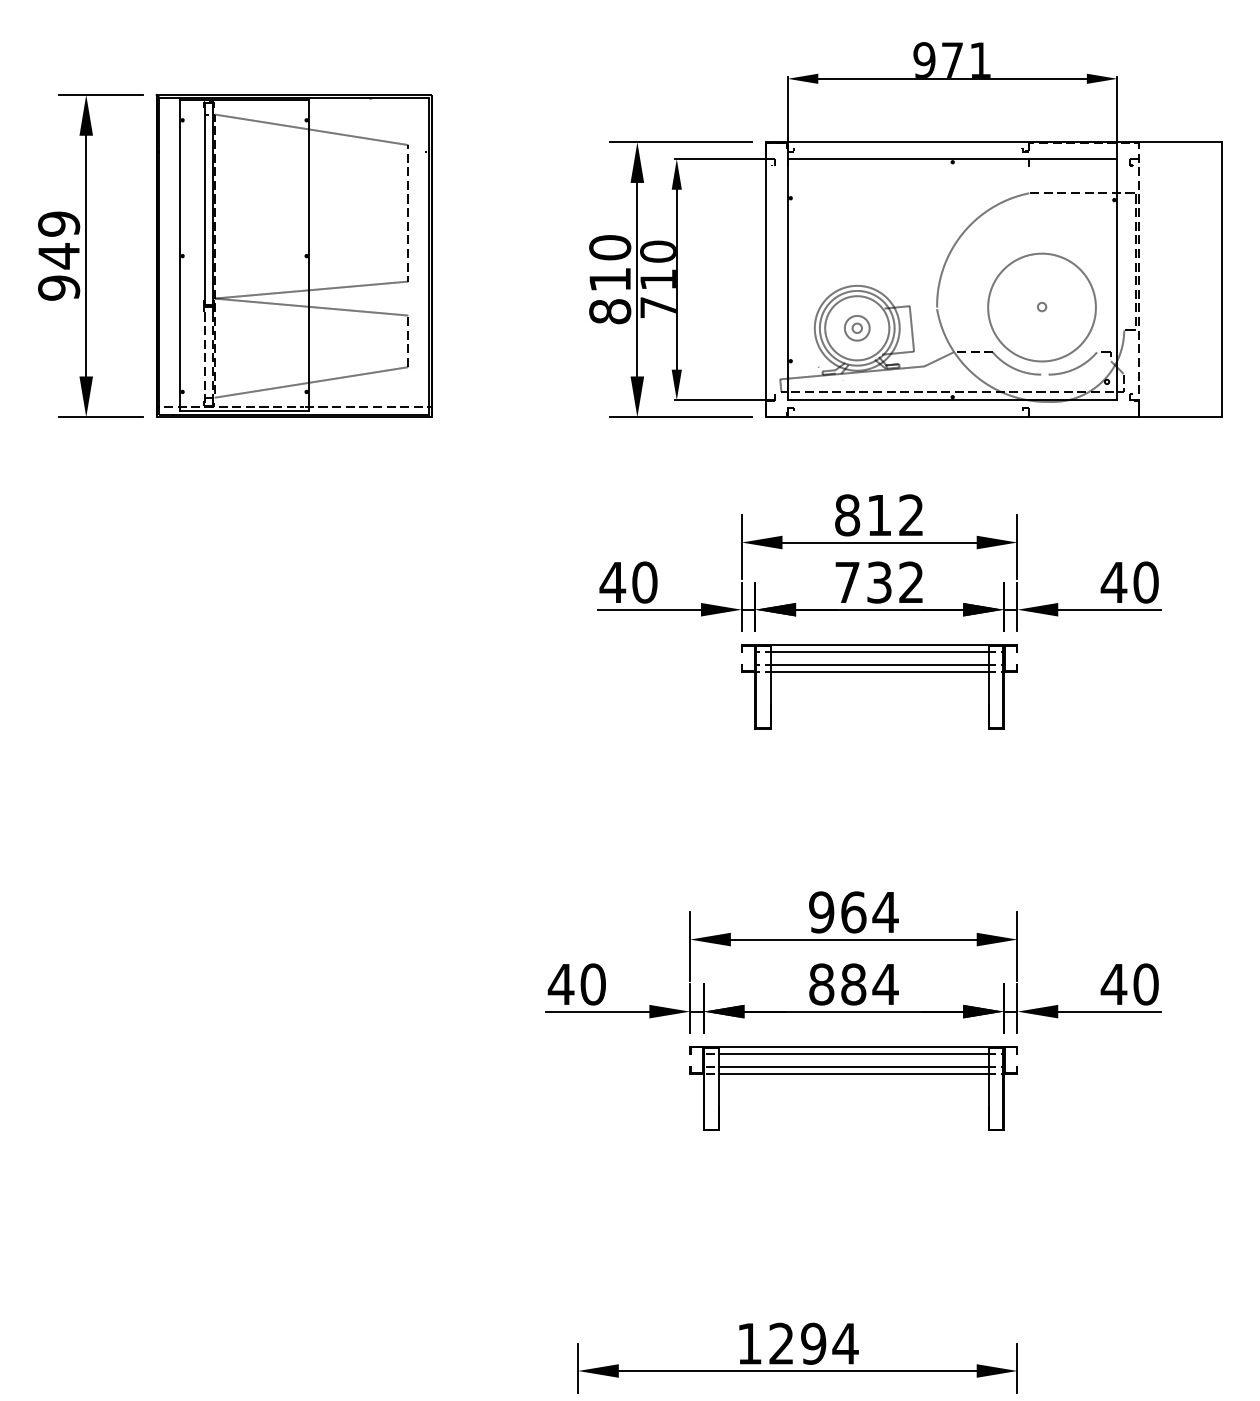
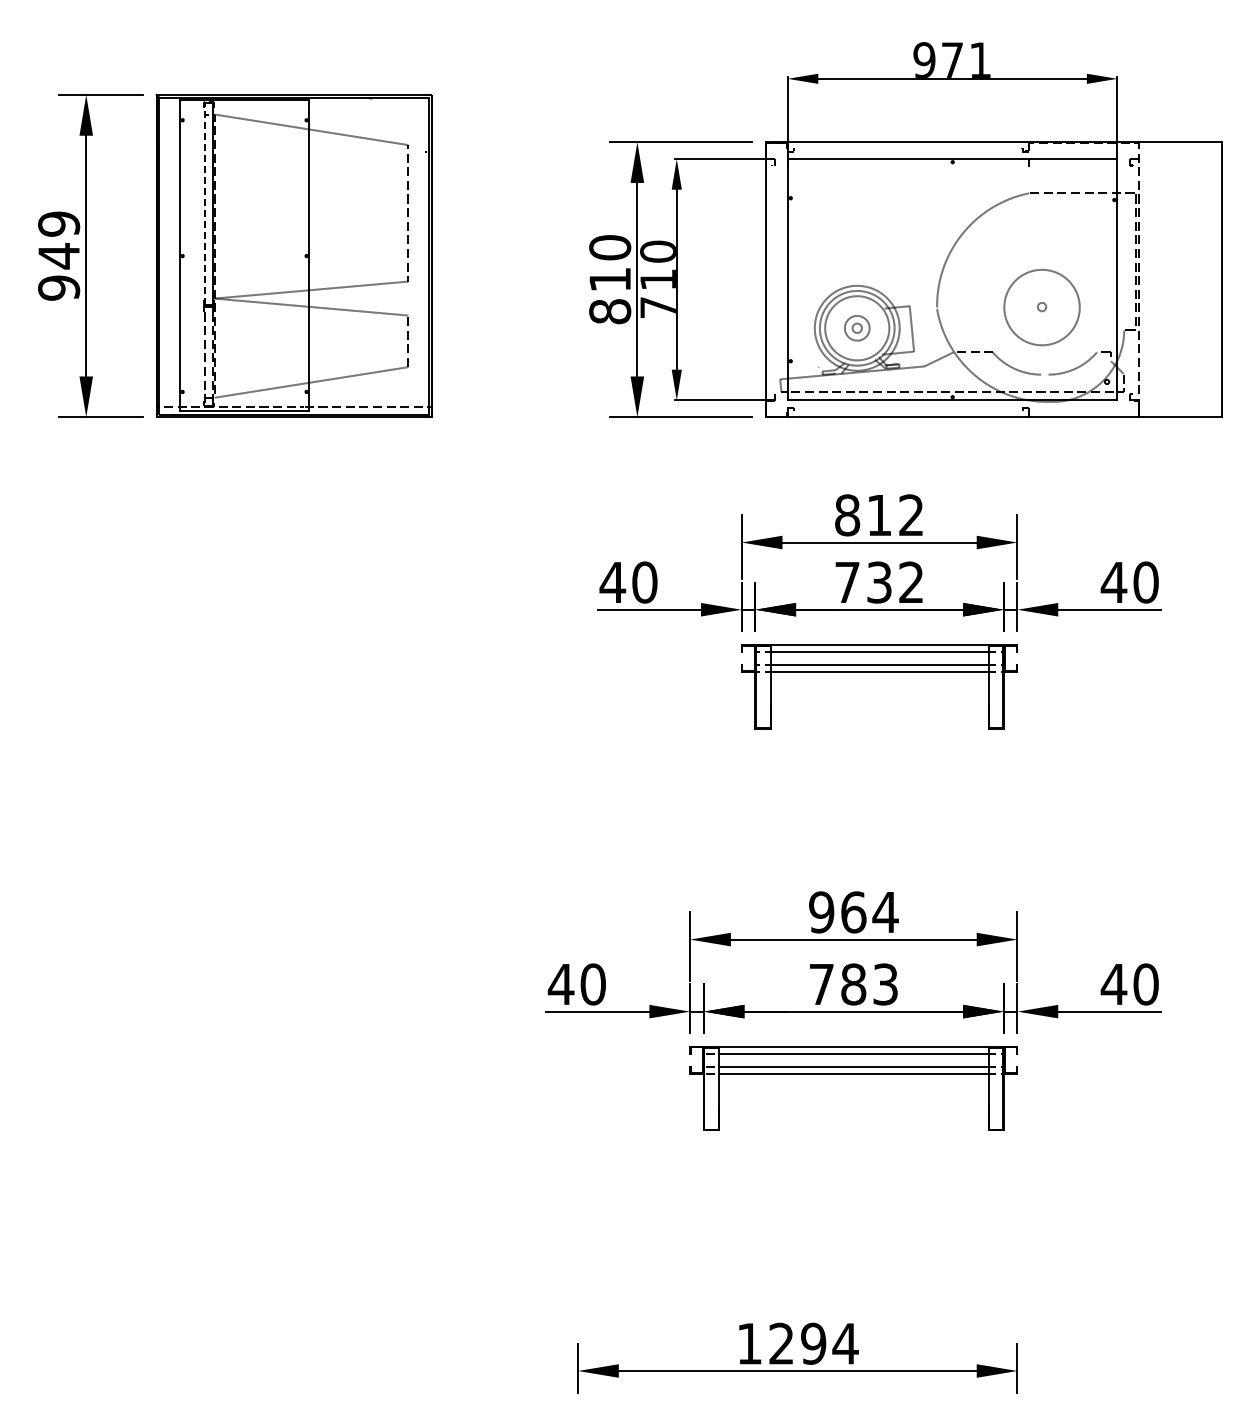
line: solid -> dashed (204, 203)
circle diameter: 108 px -> 75 px (1041, 307)
text: 884 -> 783 (853, 984)
